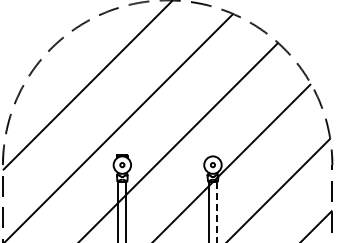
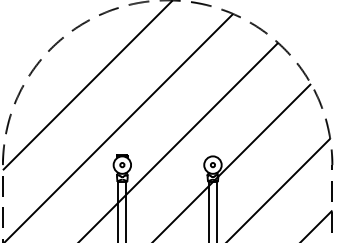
line: dashed -> solid (216, 212)
